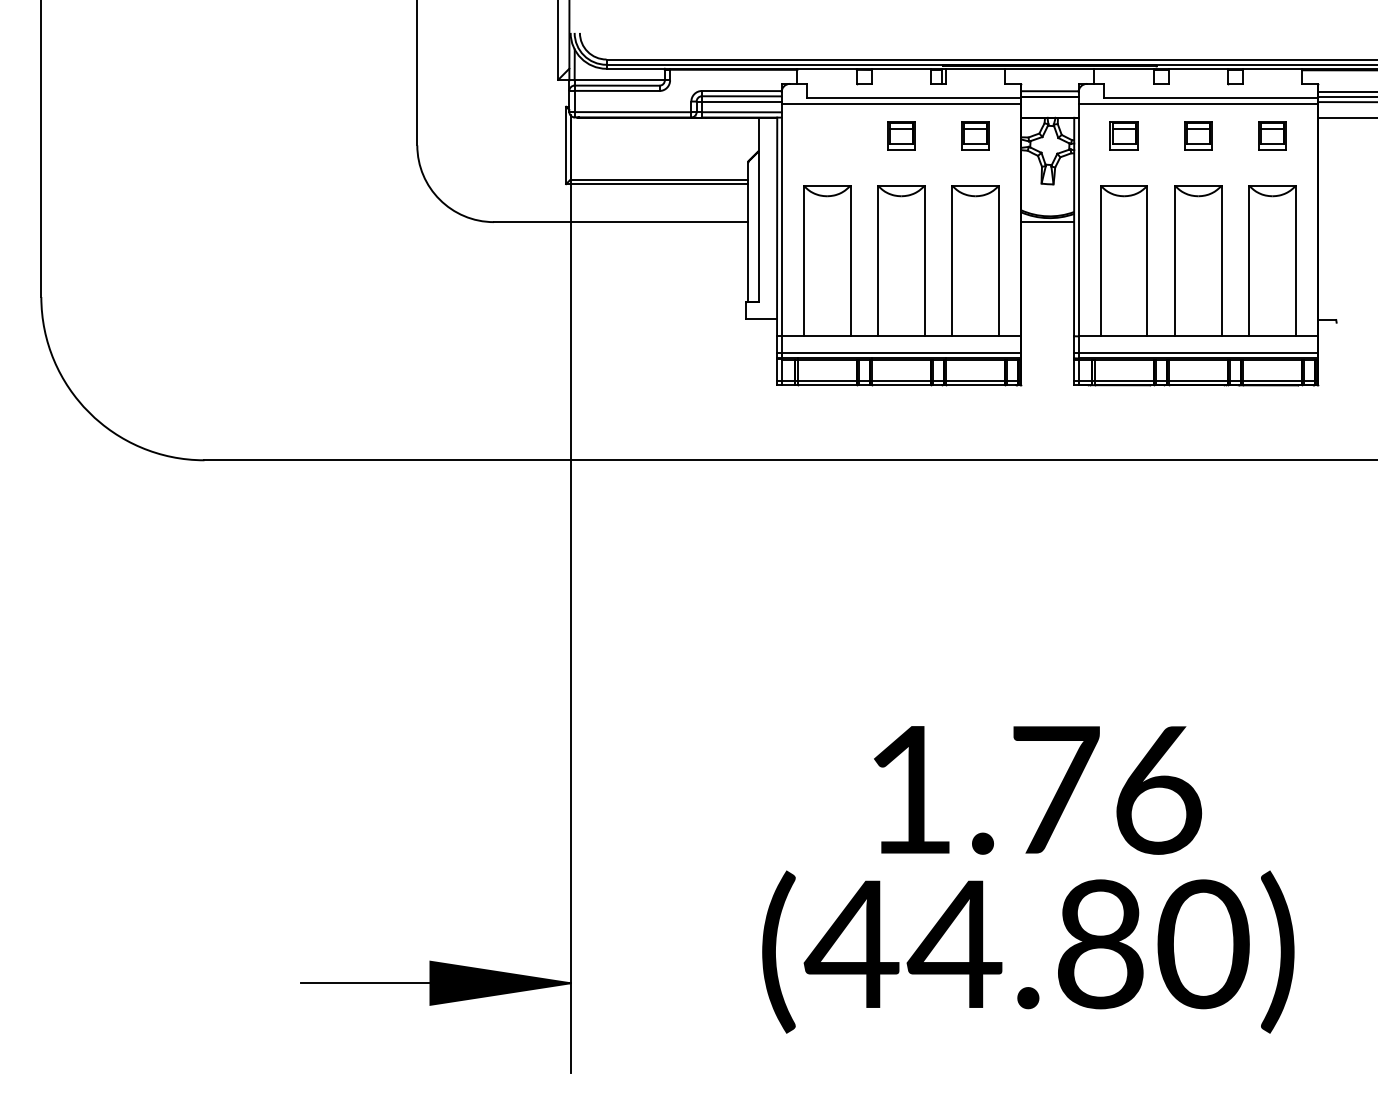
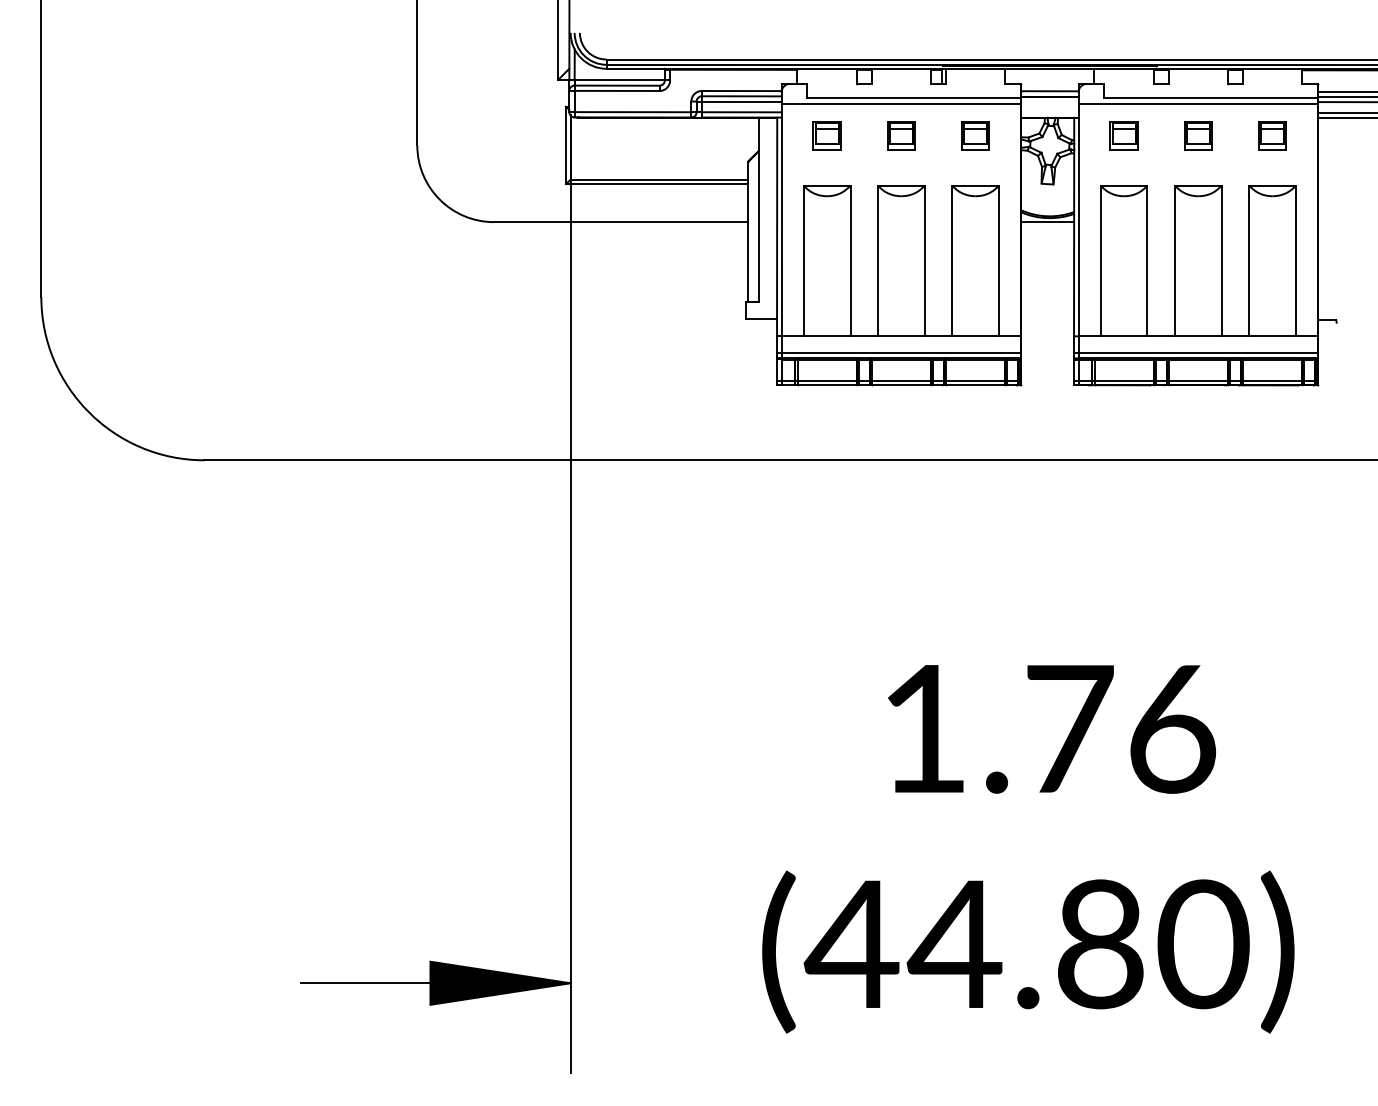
line: none -> present (1346, 112)
part: none -> present (826, 135)
text position: (1038, 790) -> (1052, 729) (1052, 729)
